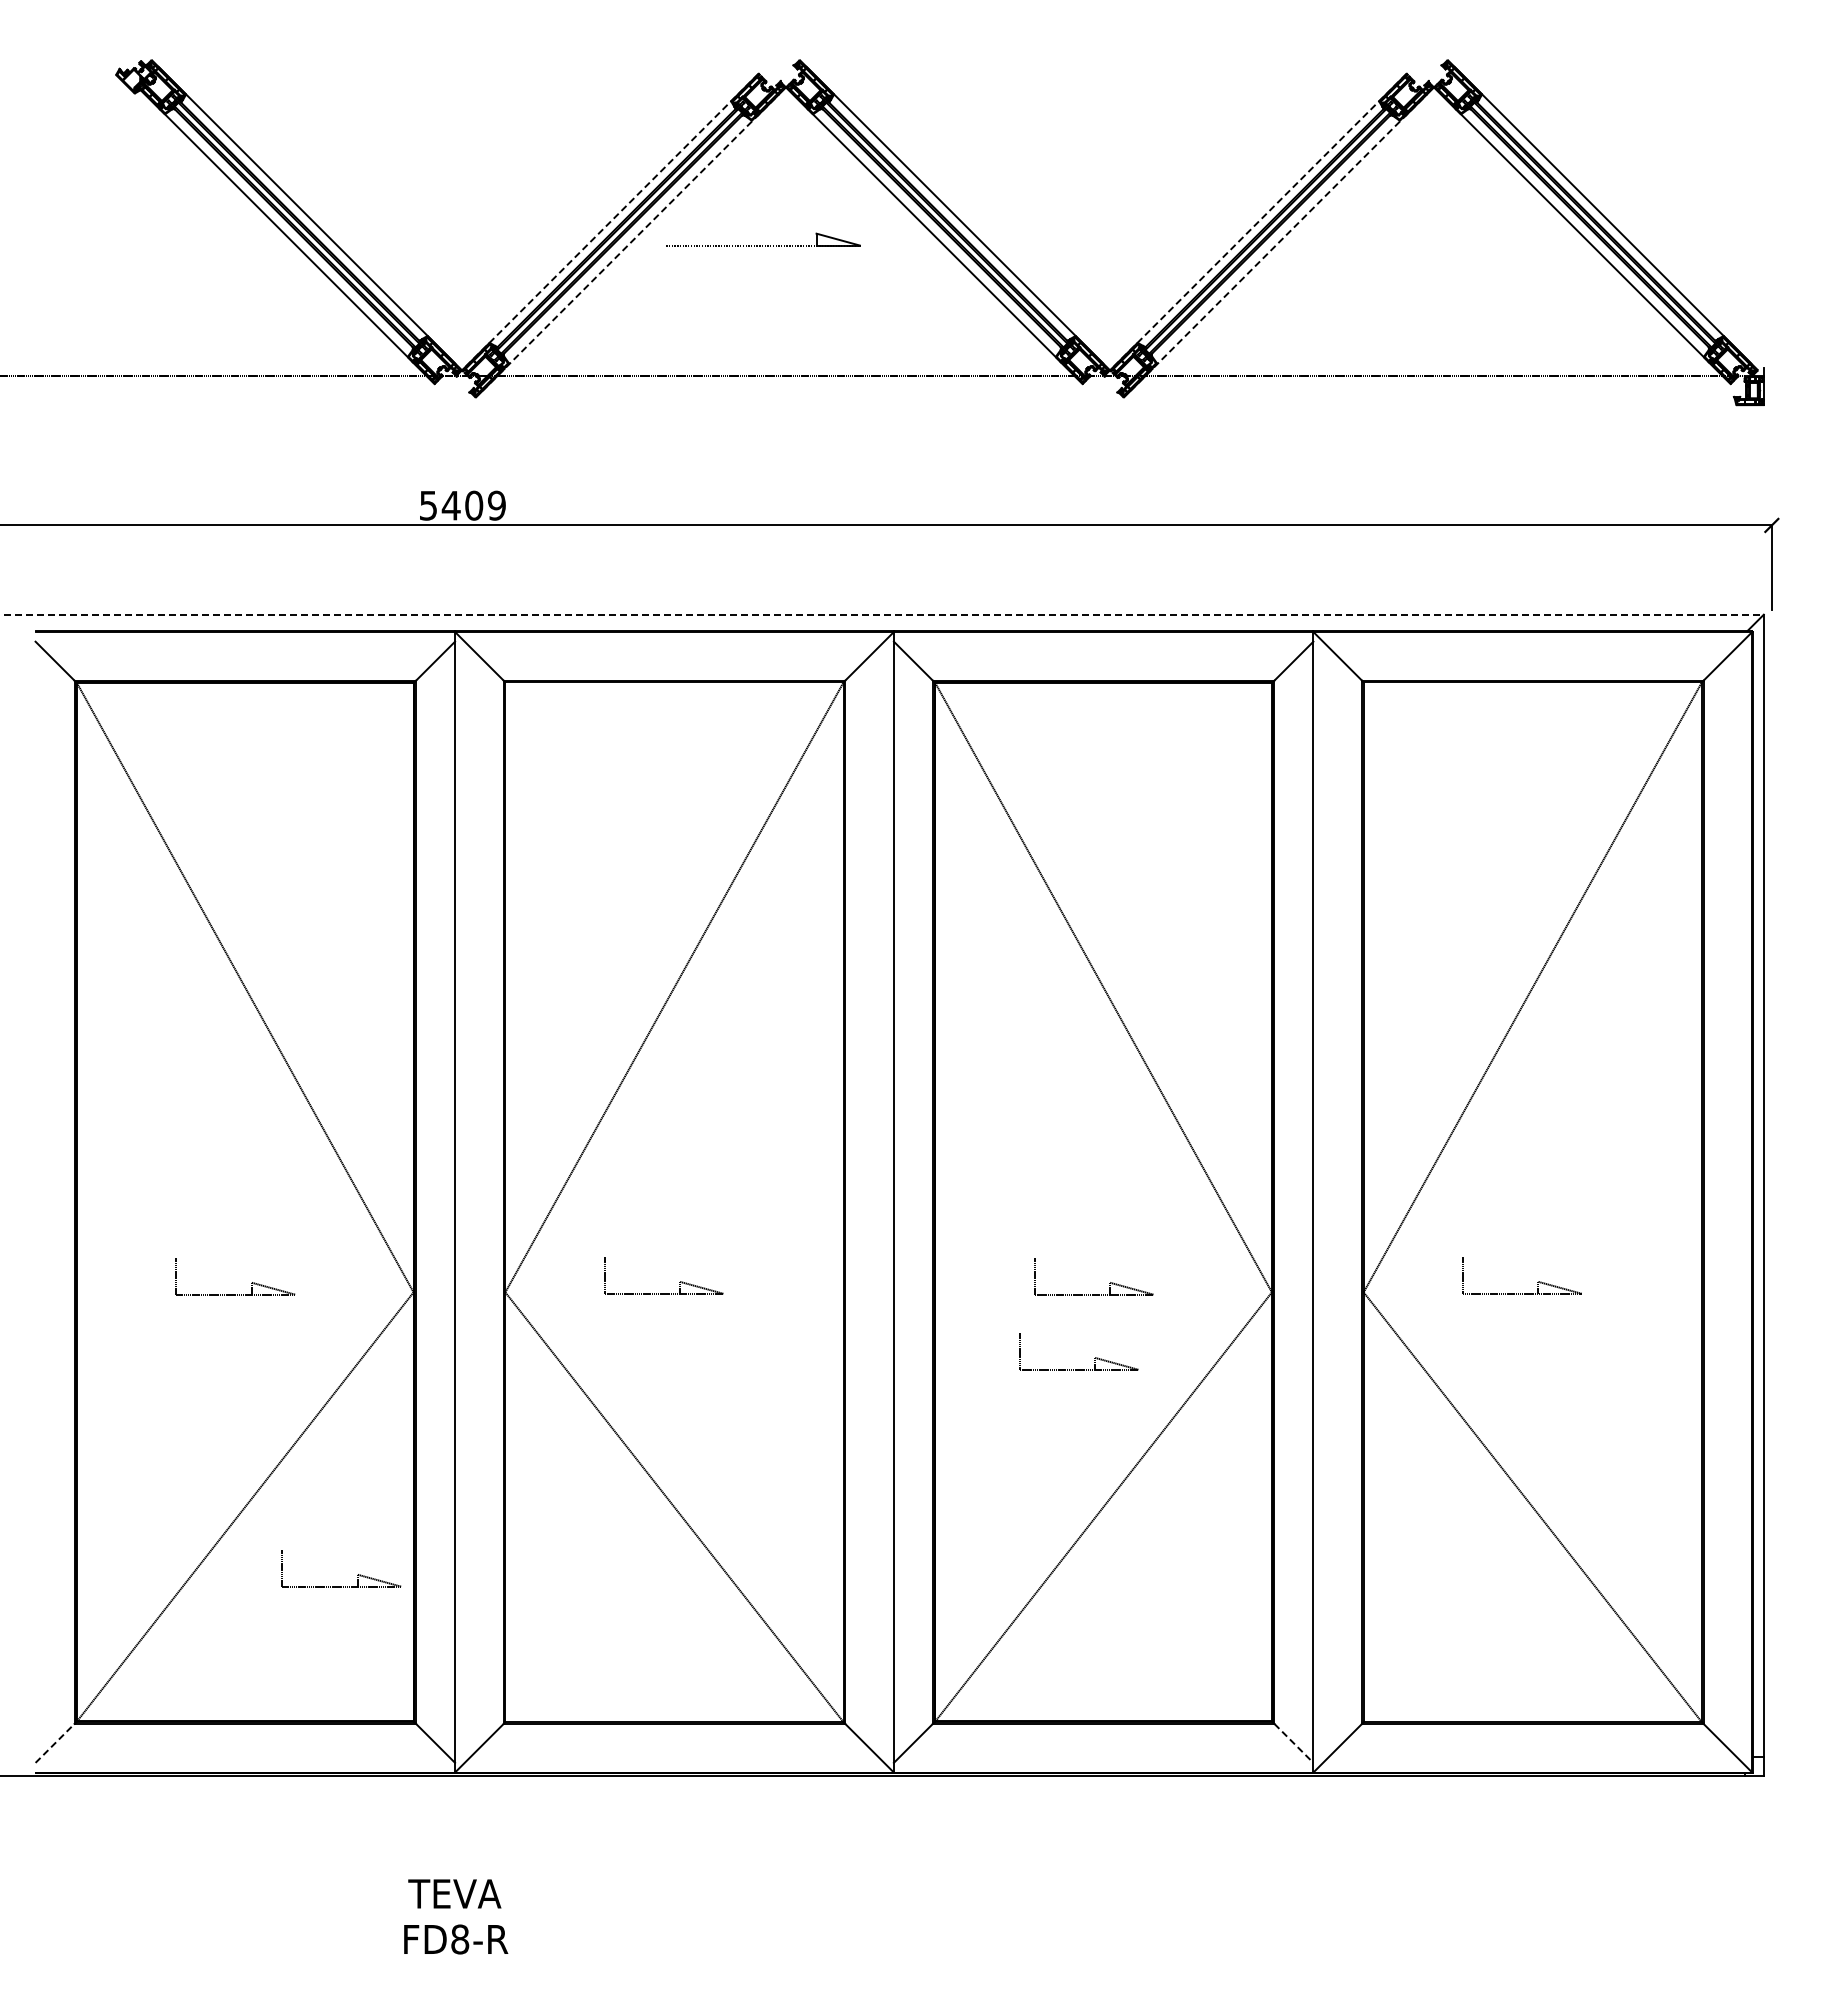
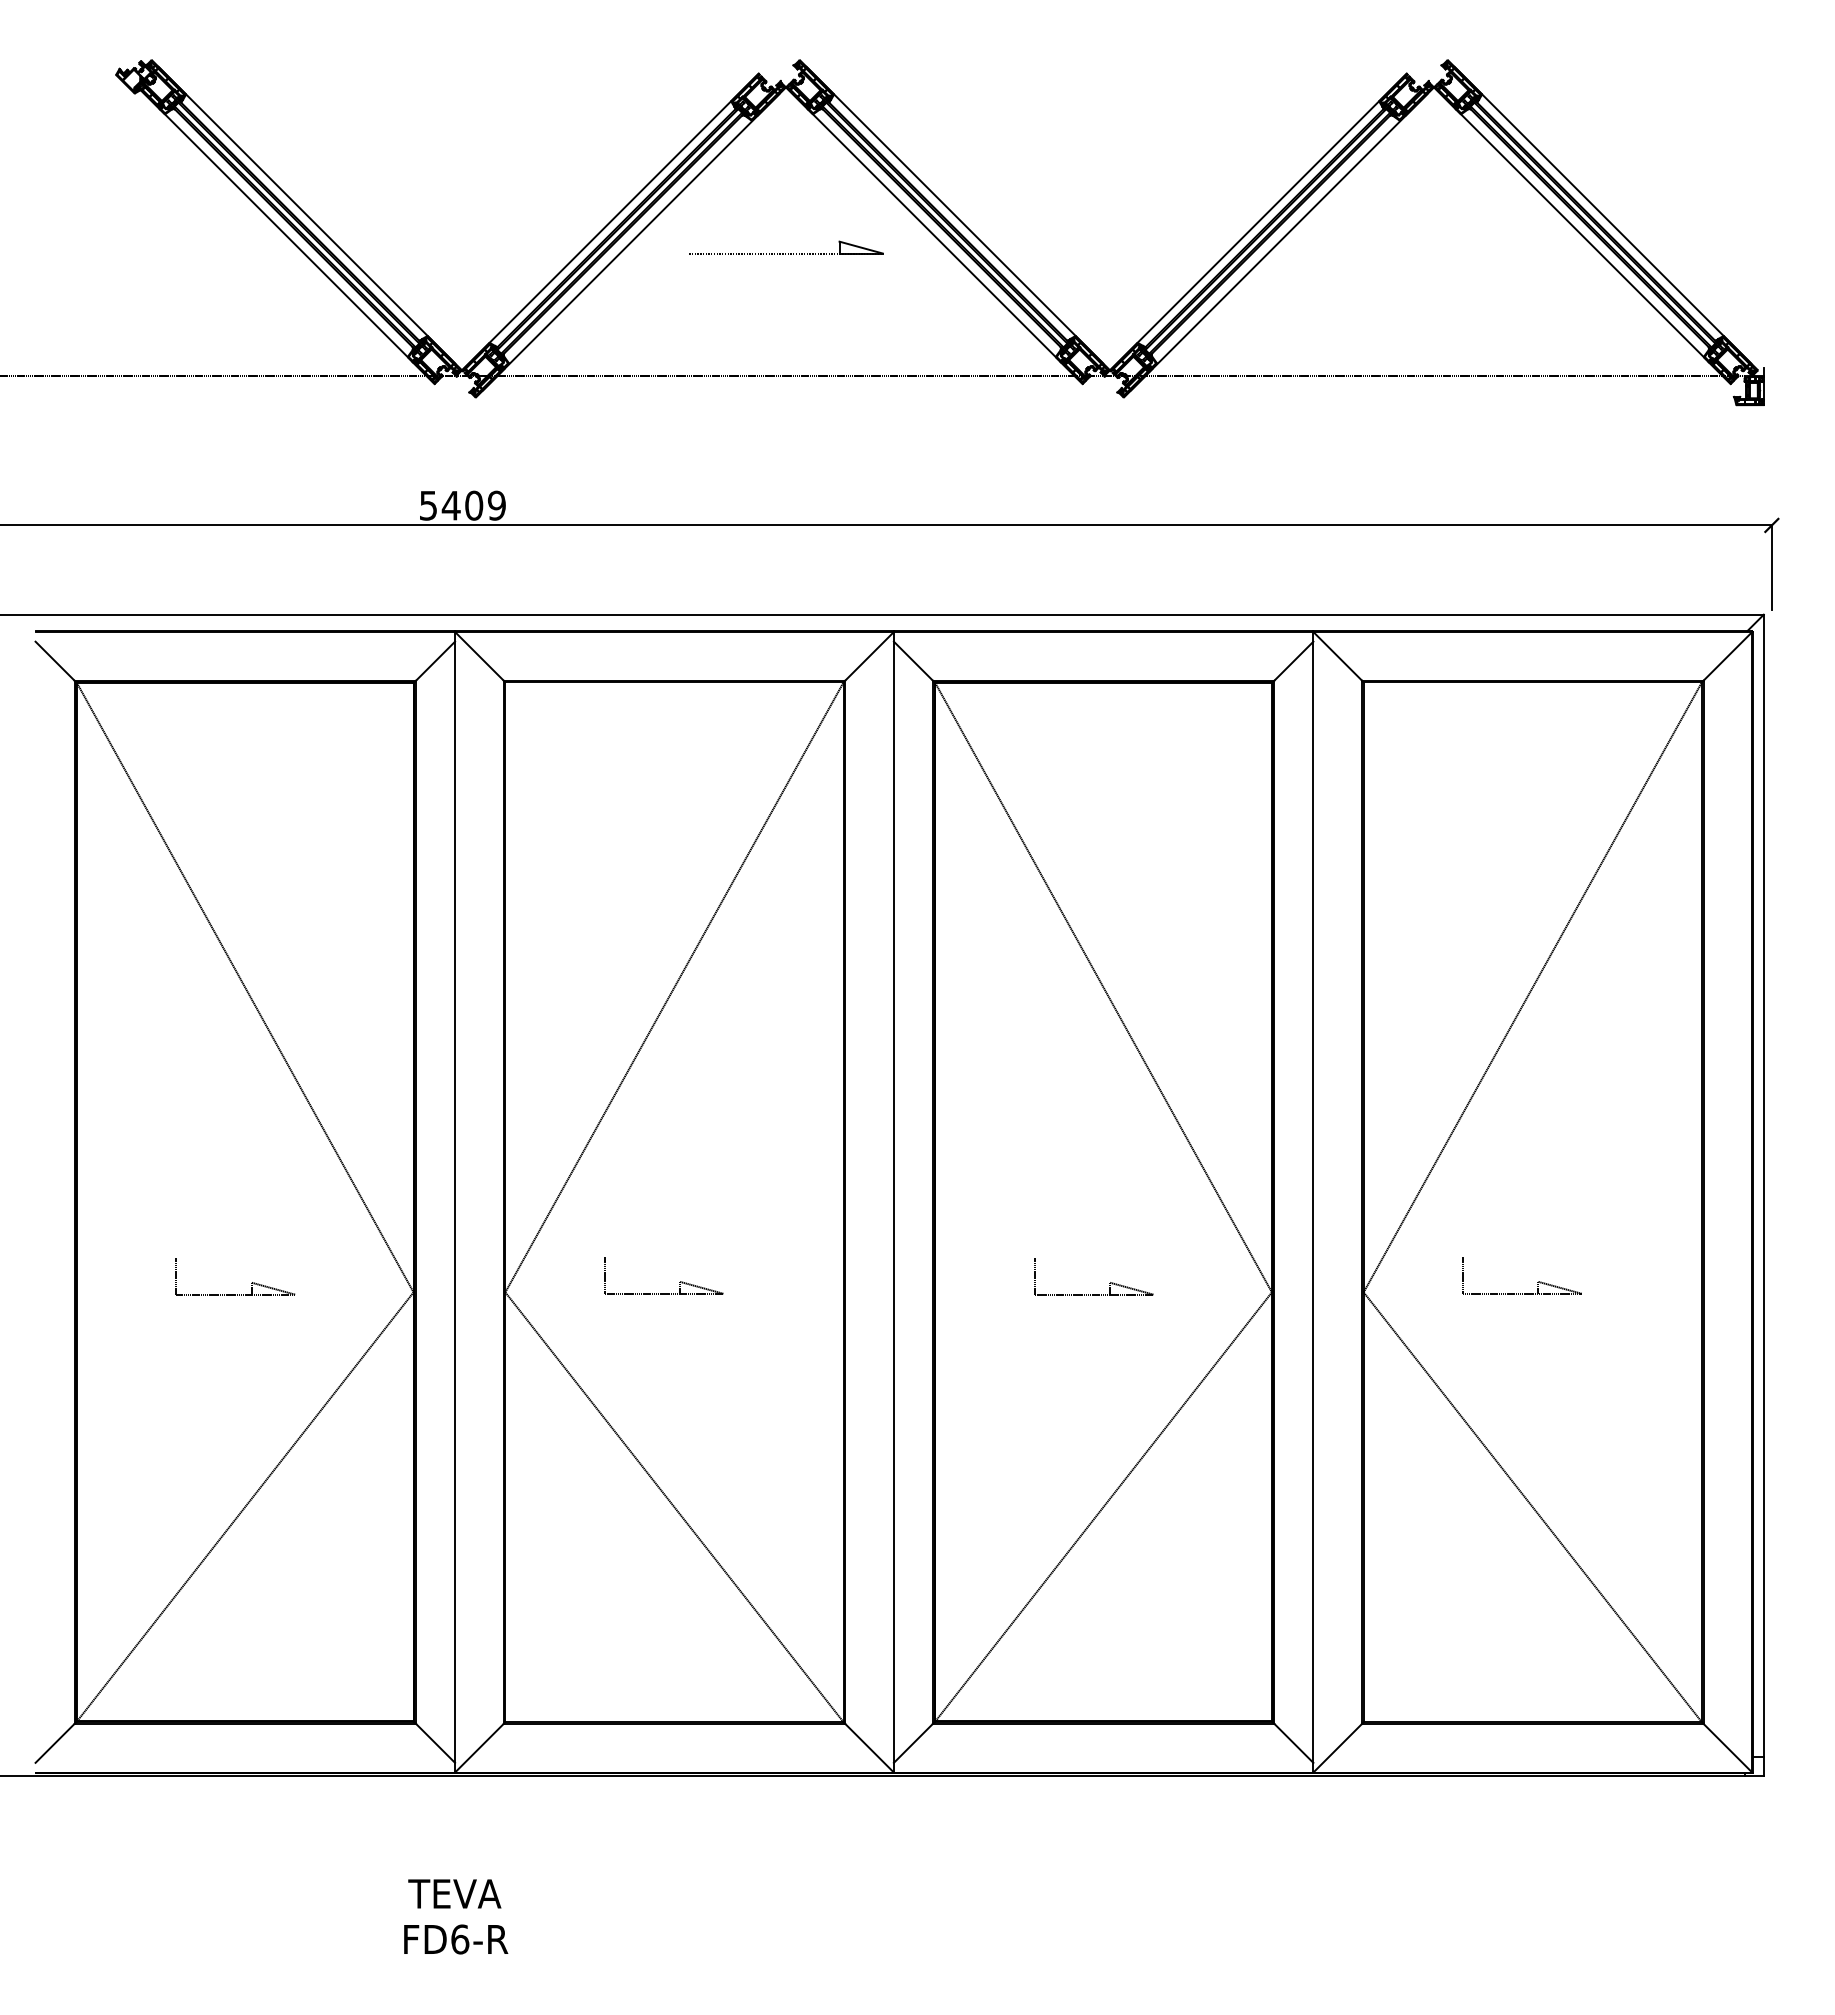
line: dashed -> solid (610, 222)
line: dashed -> solid (1258, 222)
line: dashed -> solid (630, 242)
line: dashed -> solid (1278, 242)
part position: (762, 245) -> (785, 253) (785, 253)
line: dashed -> solid (882, 614)
part: present -> none (1094, 1358)
part: present -> none (357, 1575)
line: dashed -> solid (55, 1743)
line: dashed -> solid (1293, 1743)
text: FD8-R -> FD6-R (460, 1939)
